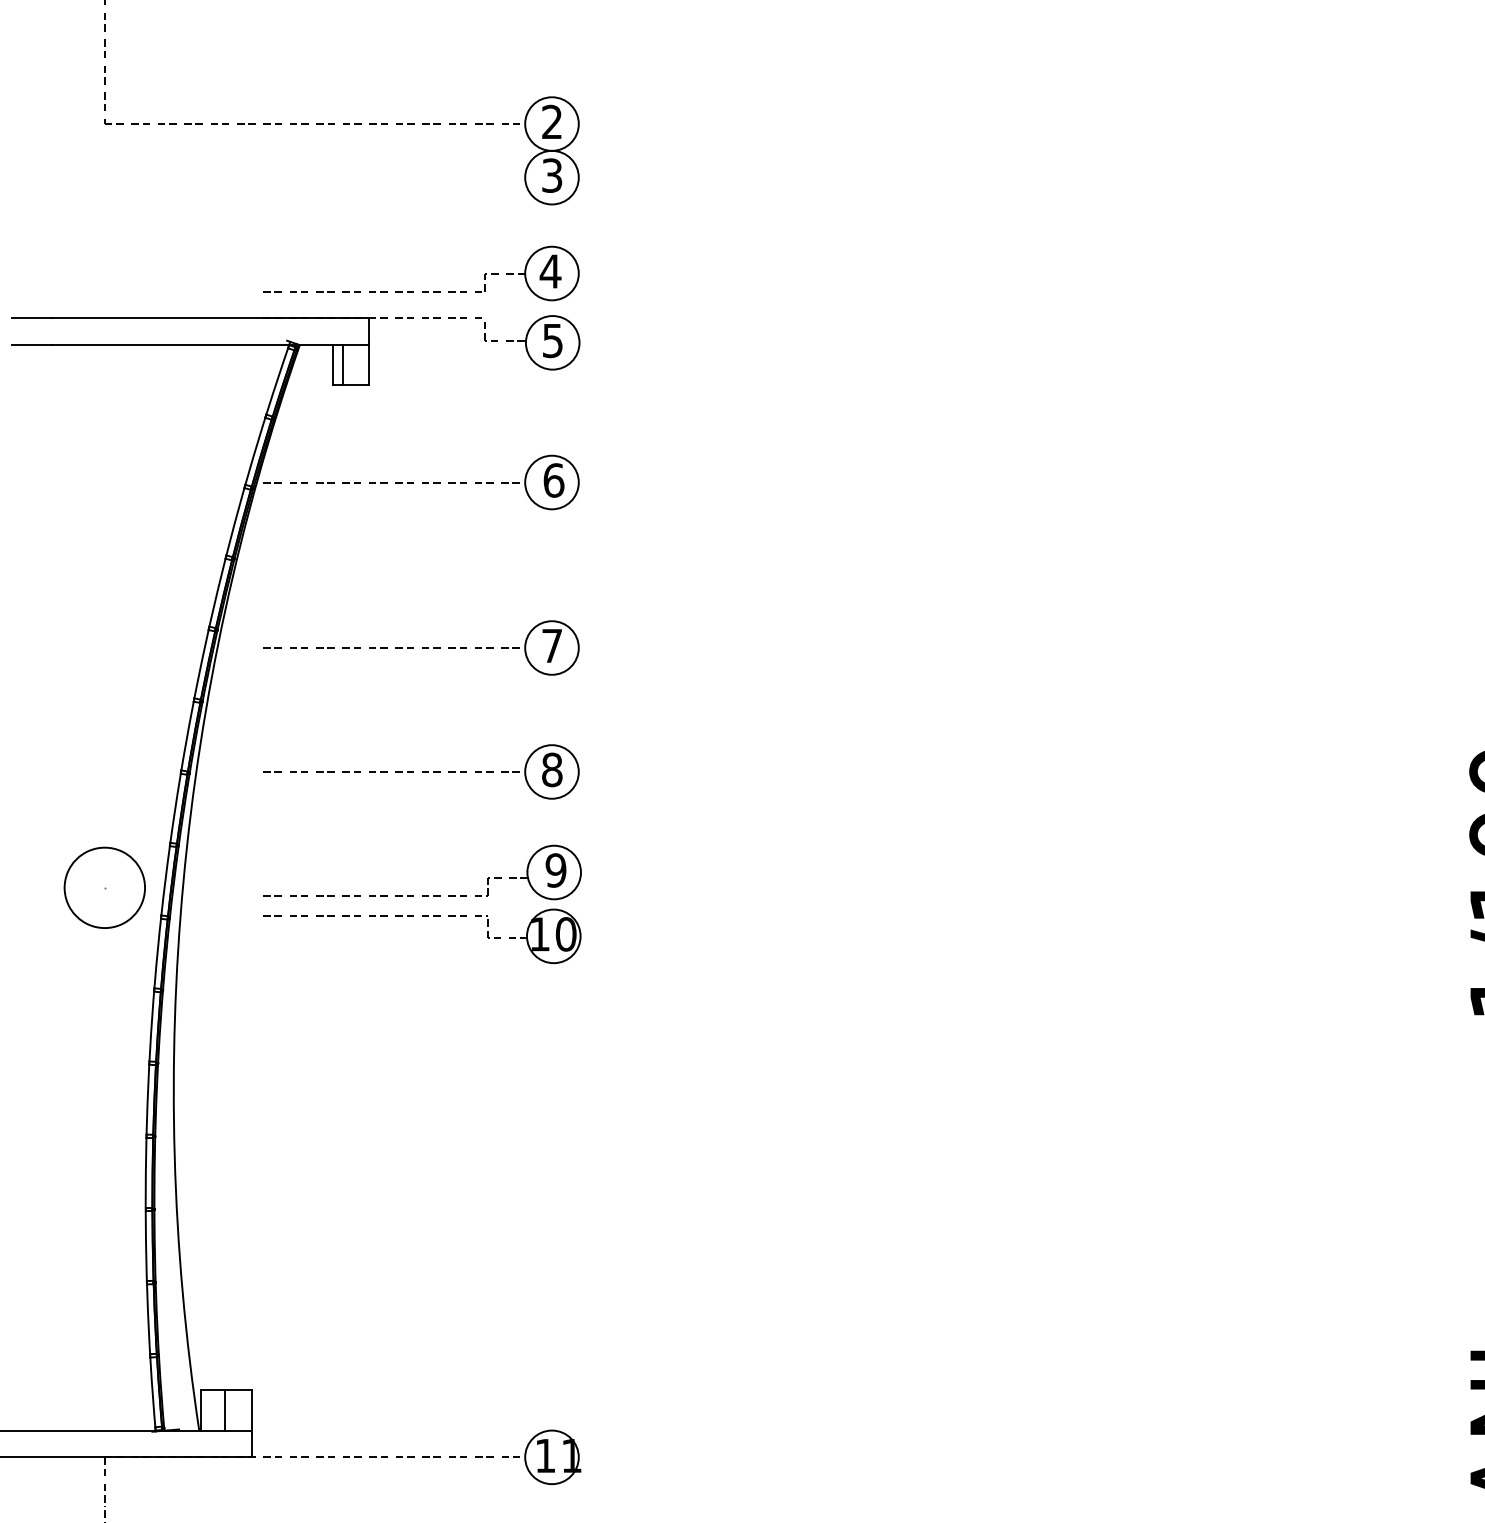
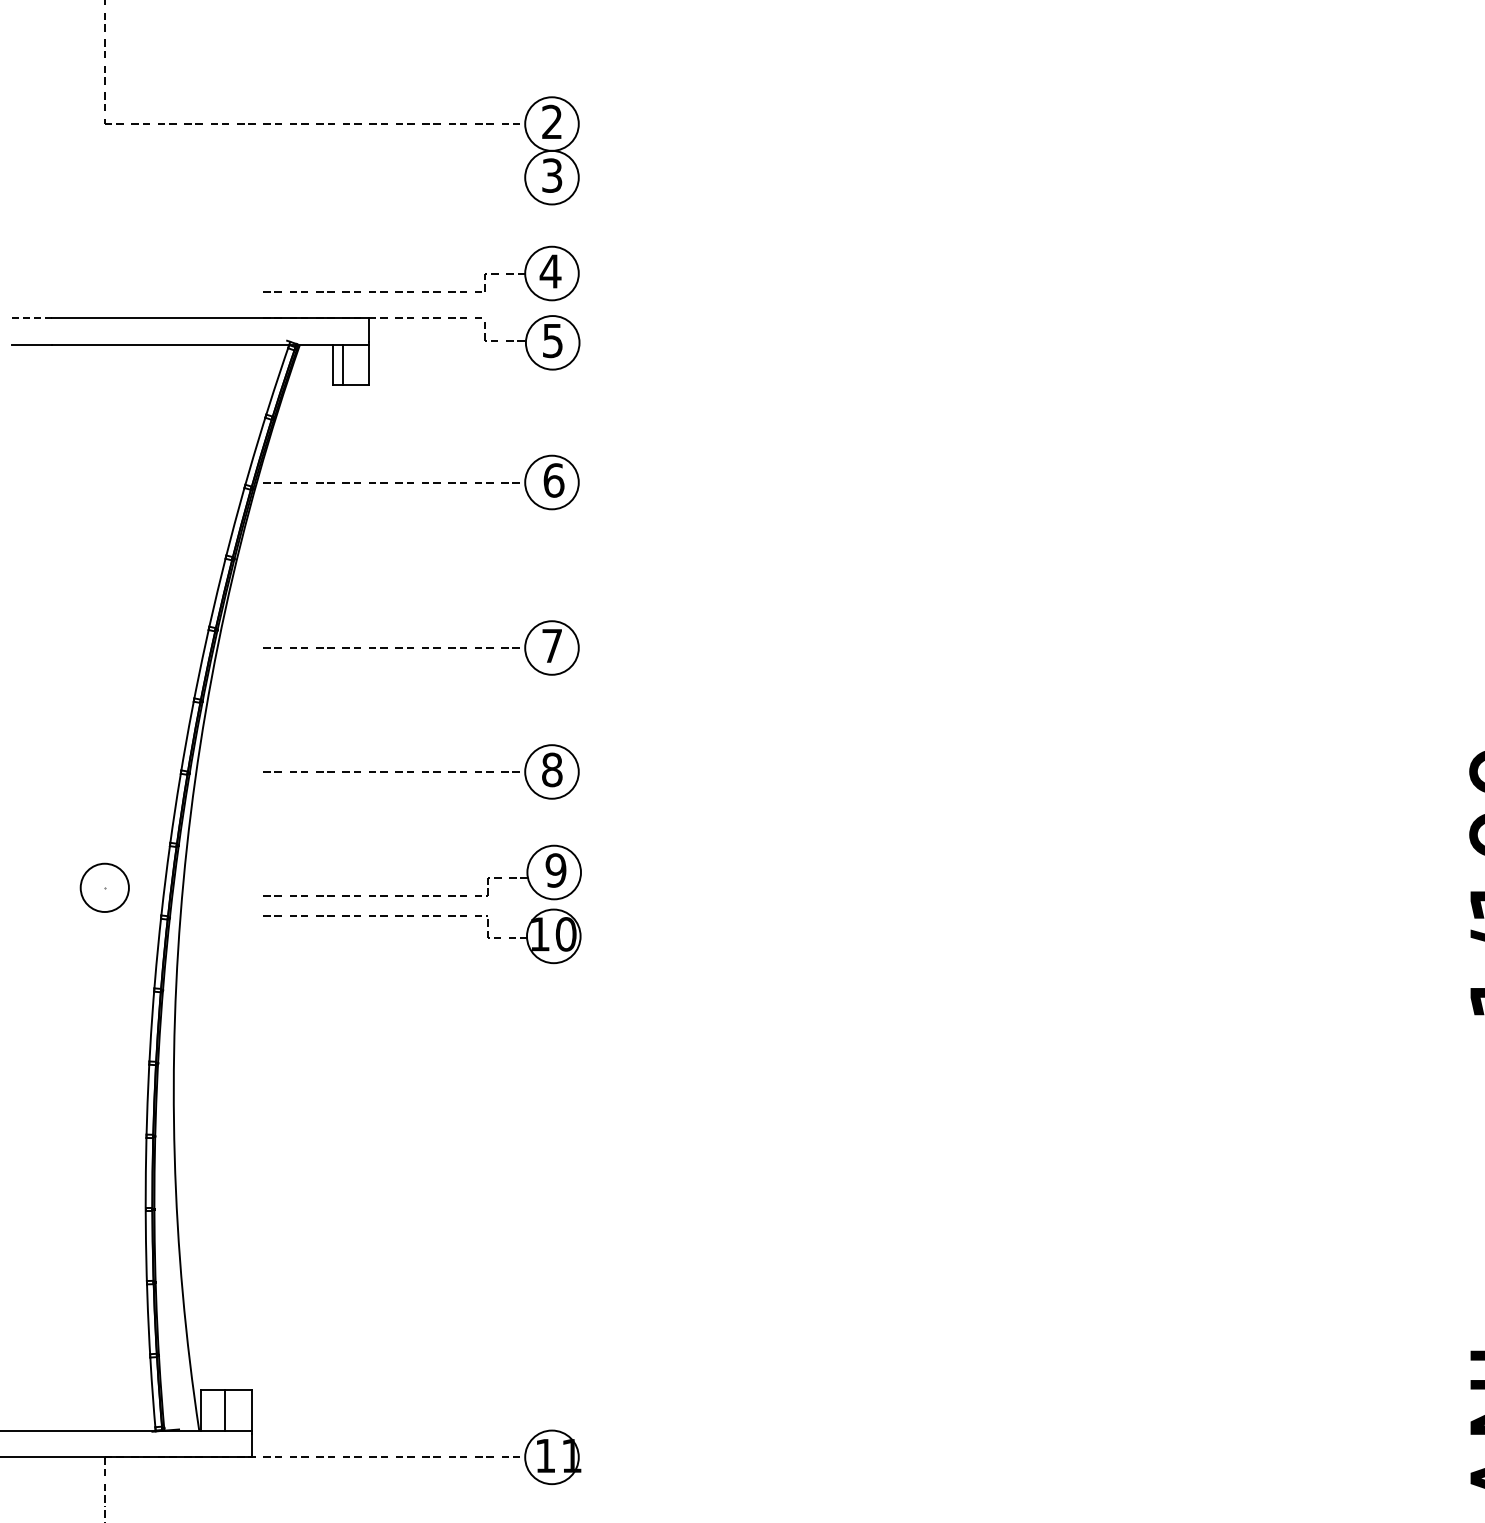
line: solid -> dashed (31, 318)
circle diameter: 80 px -> 48 px (104, 887)
